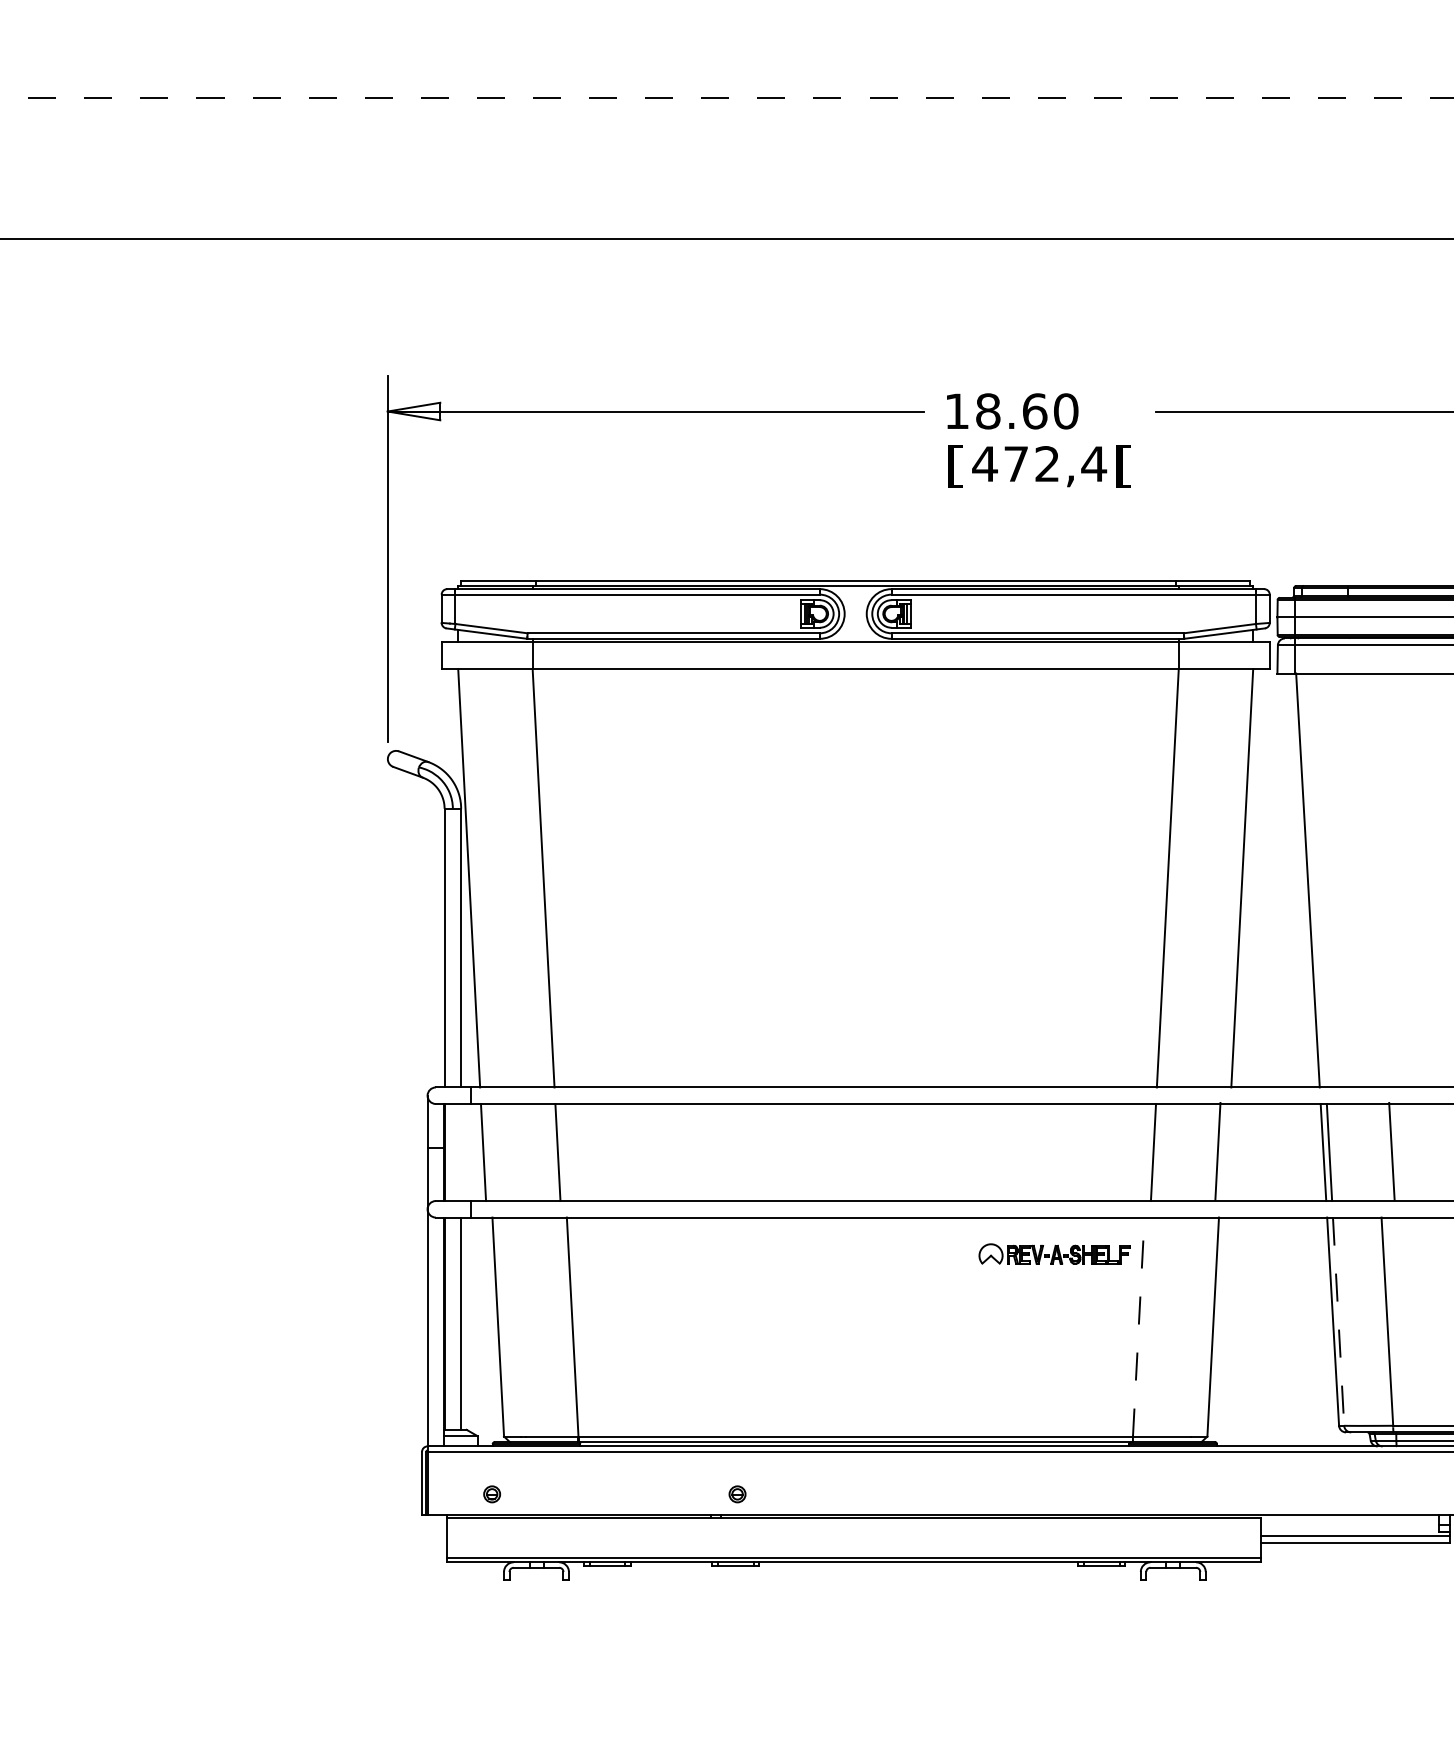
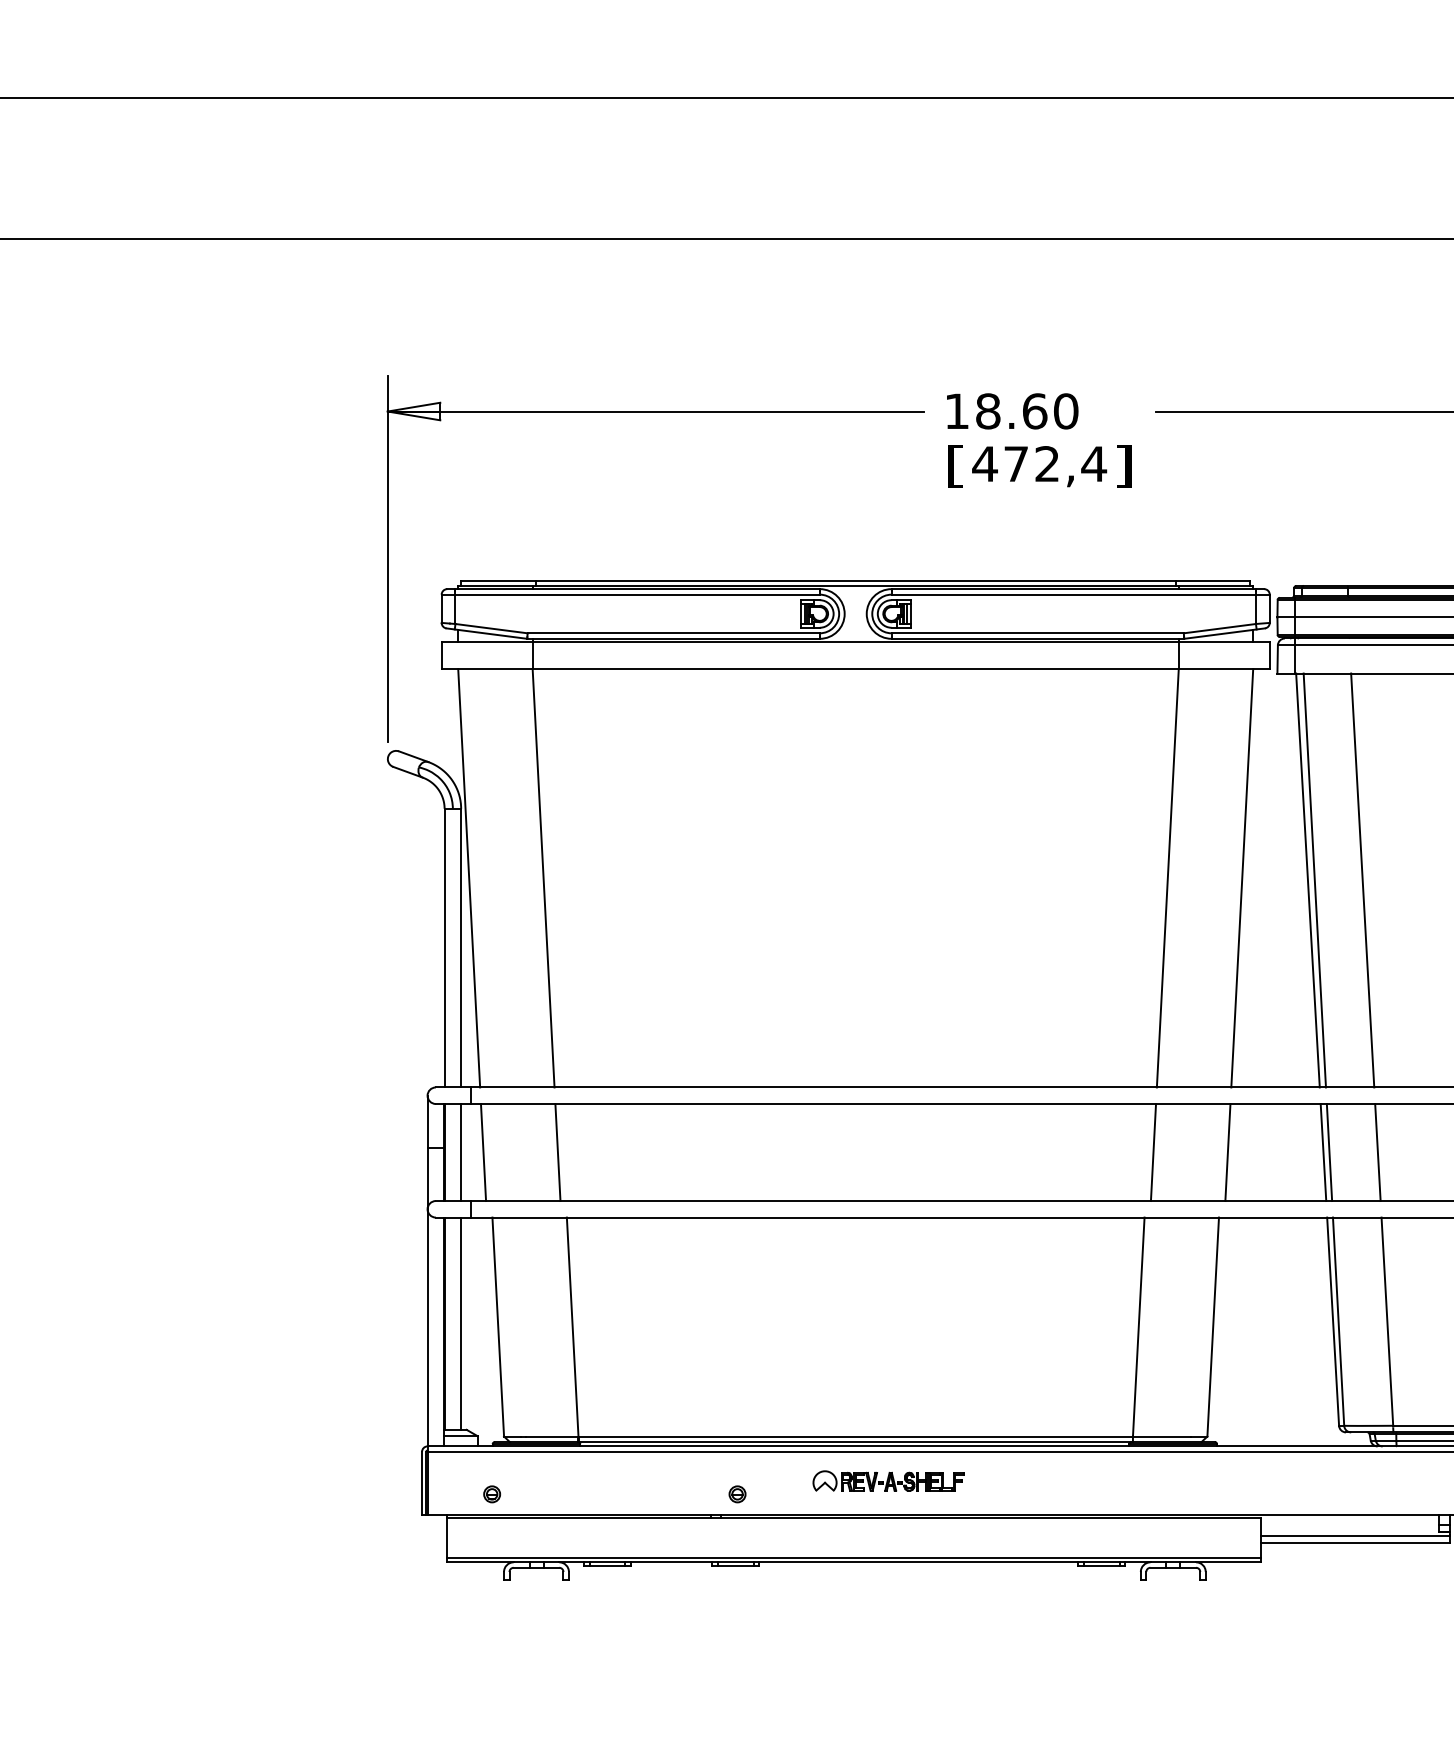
line: dashed -> solid (726, 98)
text: [ -> ] (1123, 466)
line: none -> present (1314, 880)
line: none -> present (1362, 880)
line position: (1217, 1151) -> (1227, 1152) (1227, 1152)
line position: (1391, 1151) -> (1377, 1152) (1377, 1152)
line: none -> present (461, 1152)
part position: (1054, 1253) -> (888, 1480) (888, 1480)
line: dashed -> solid (1338, 1322)
line: dashed -> solid (1138, 1327)
